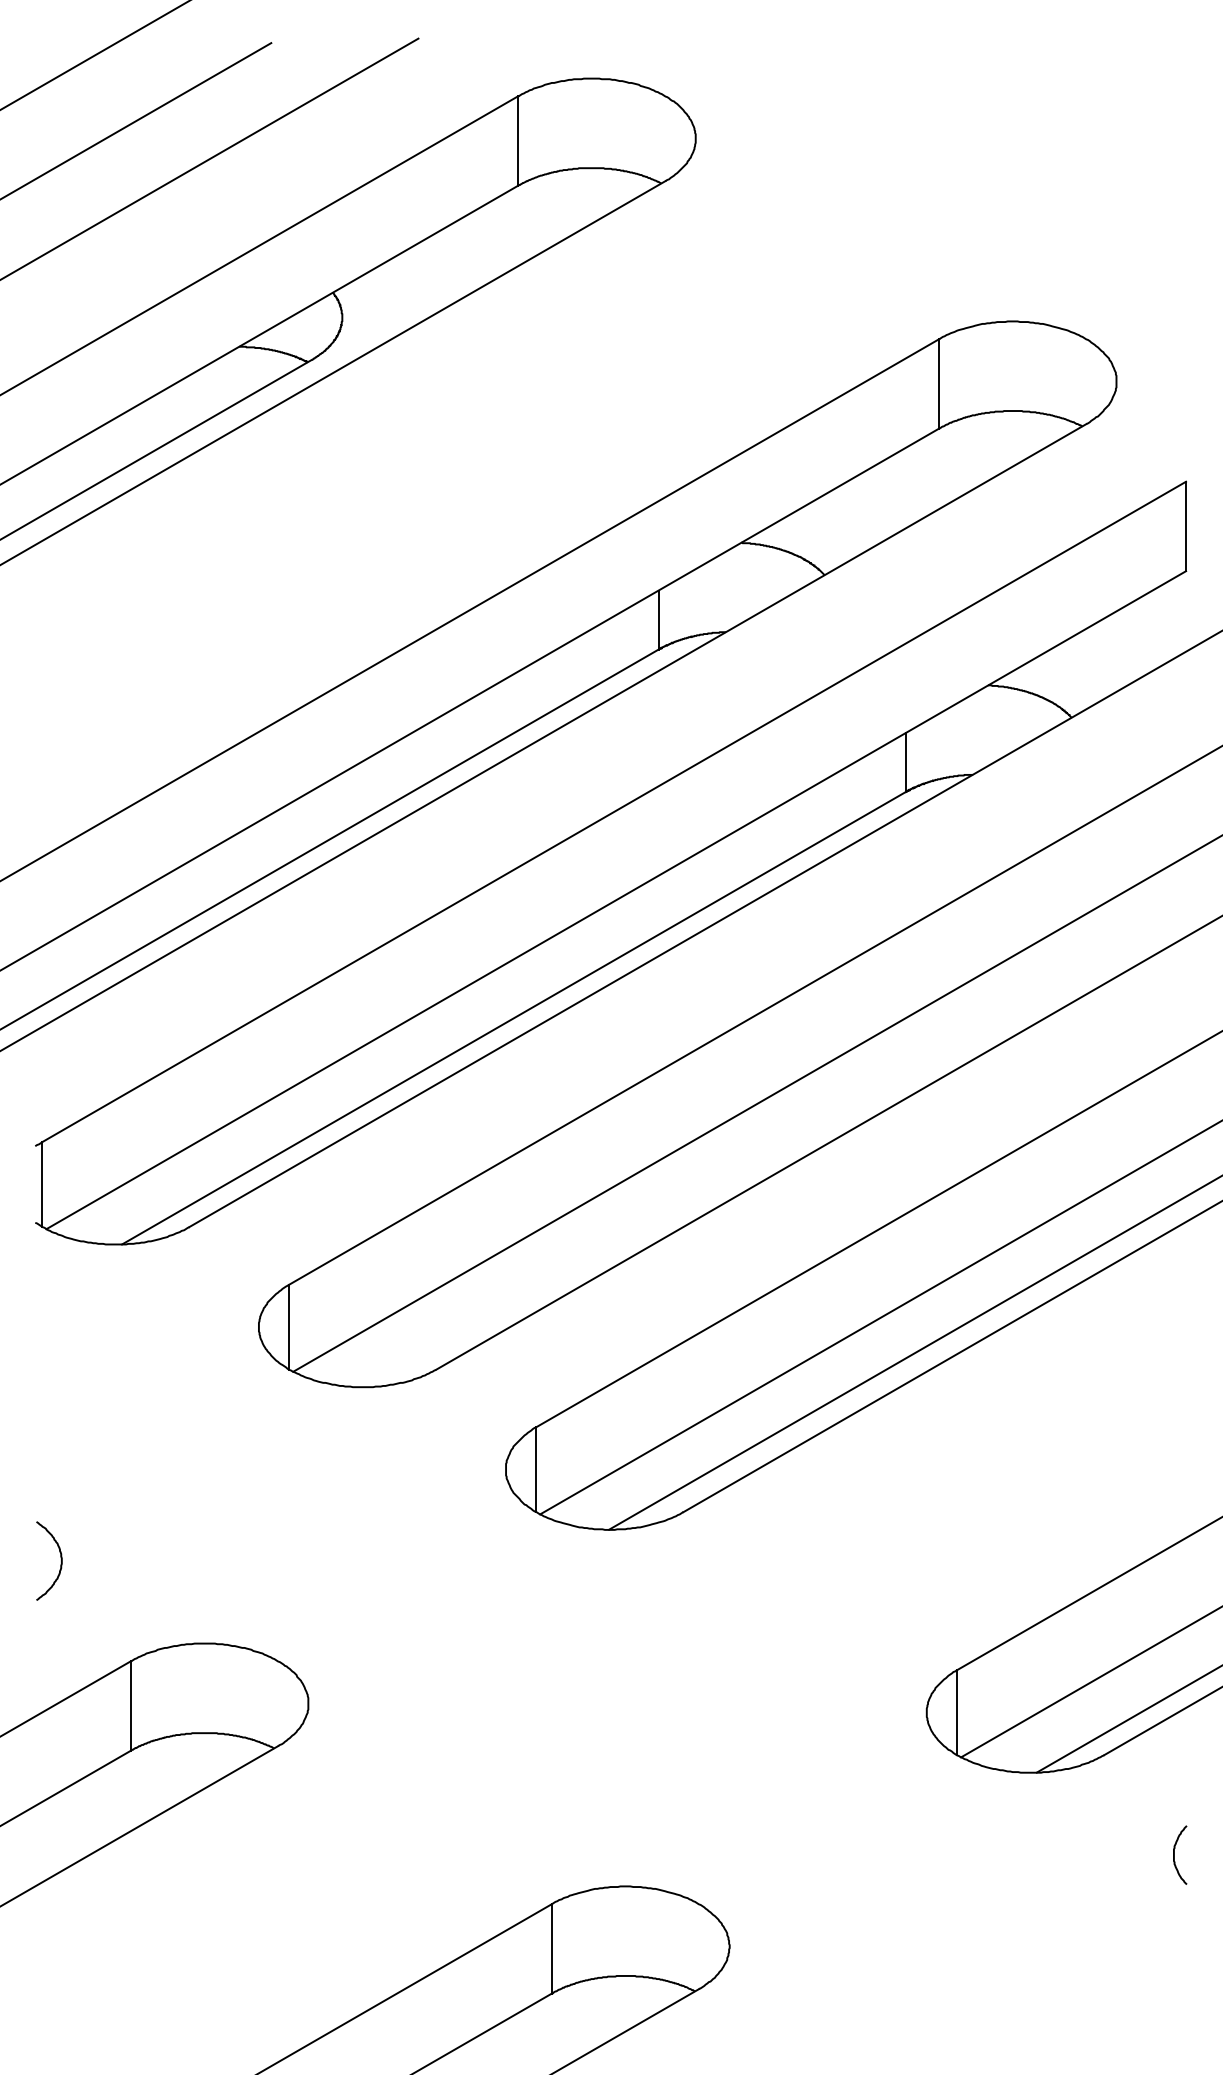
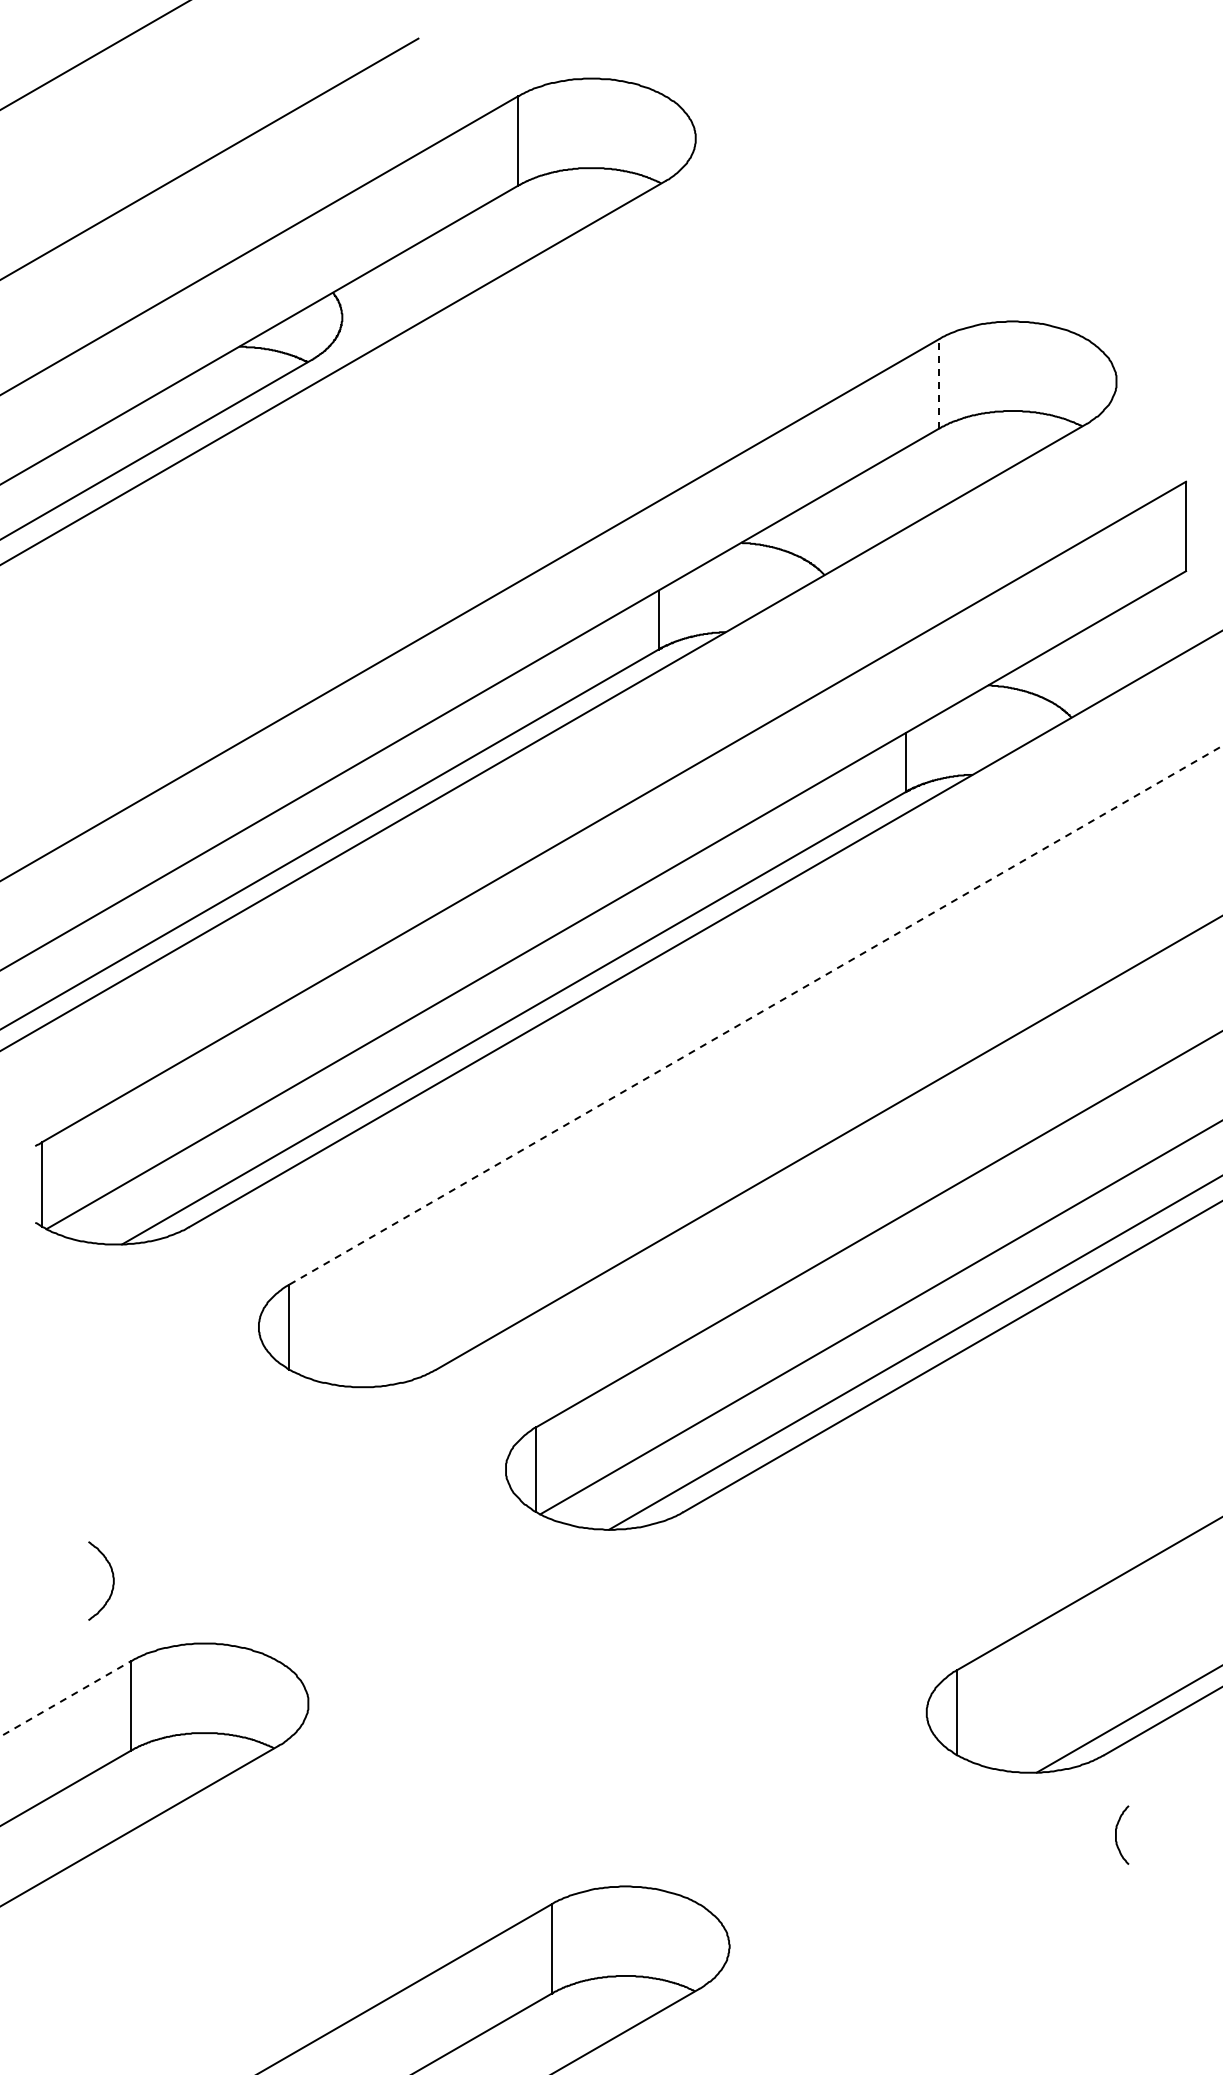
line: present -> none (136, 120)
line: solid -> dashed (939, 383)
line: solid -> dashed (756, 1015)
line: present -> none (756, 1103)
curve position: (60, 1558) -> (112, 1578) (112, 1578)
line: present -> none (1090, 1682)
line: solid -> dashed (66, 1698)
curve position: (1174, 1854) -> (1116, 1834) (1116, 1834)
